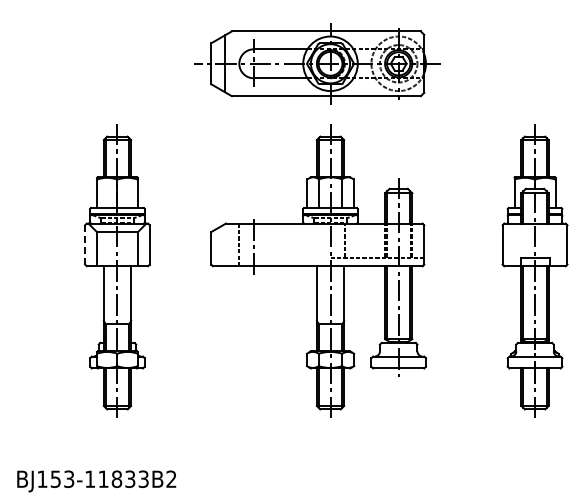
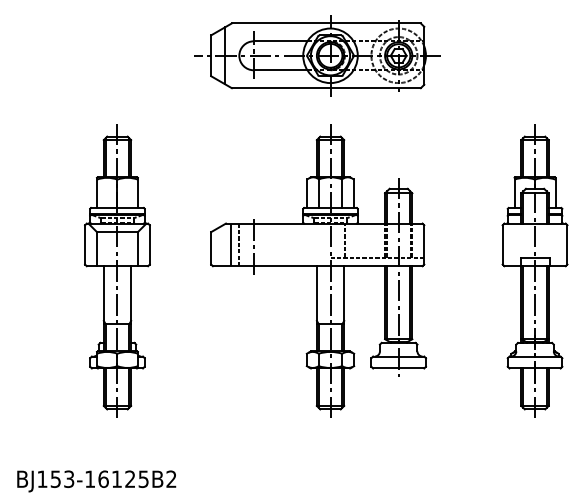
part position: (317, 63) -> (317, 55) (317, 55)
line: dashed -> solid (85, 244)
line: none -> present (230, 244)
text: BJ153-11833B2 -> BJ153-16125B2 (123, 479)
